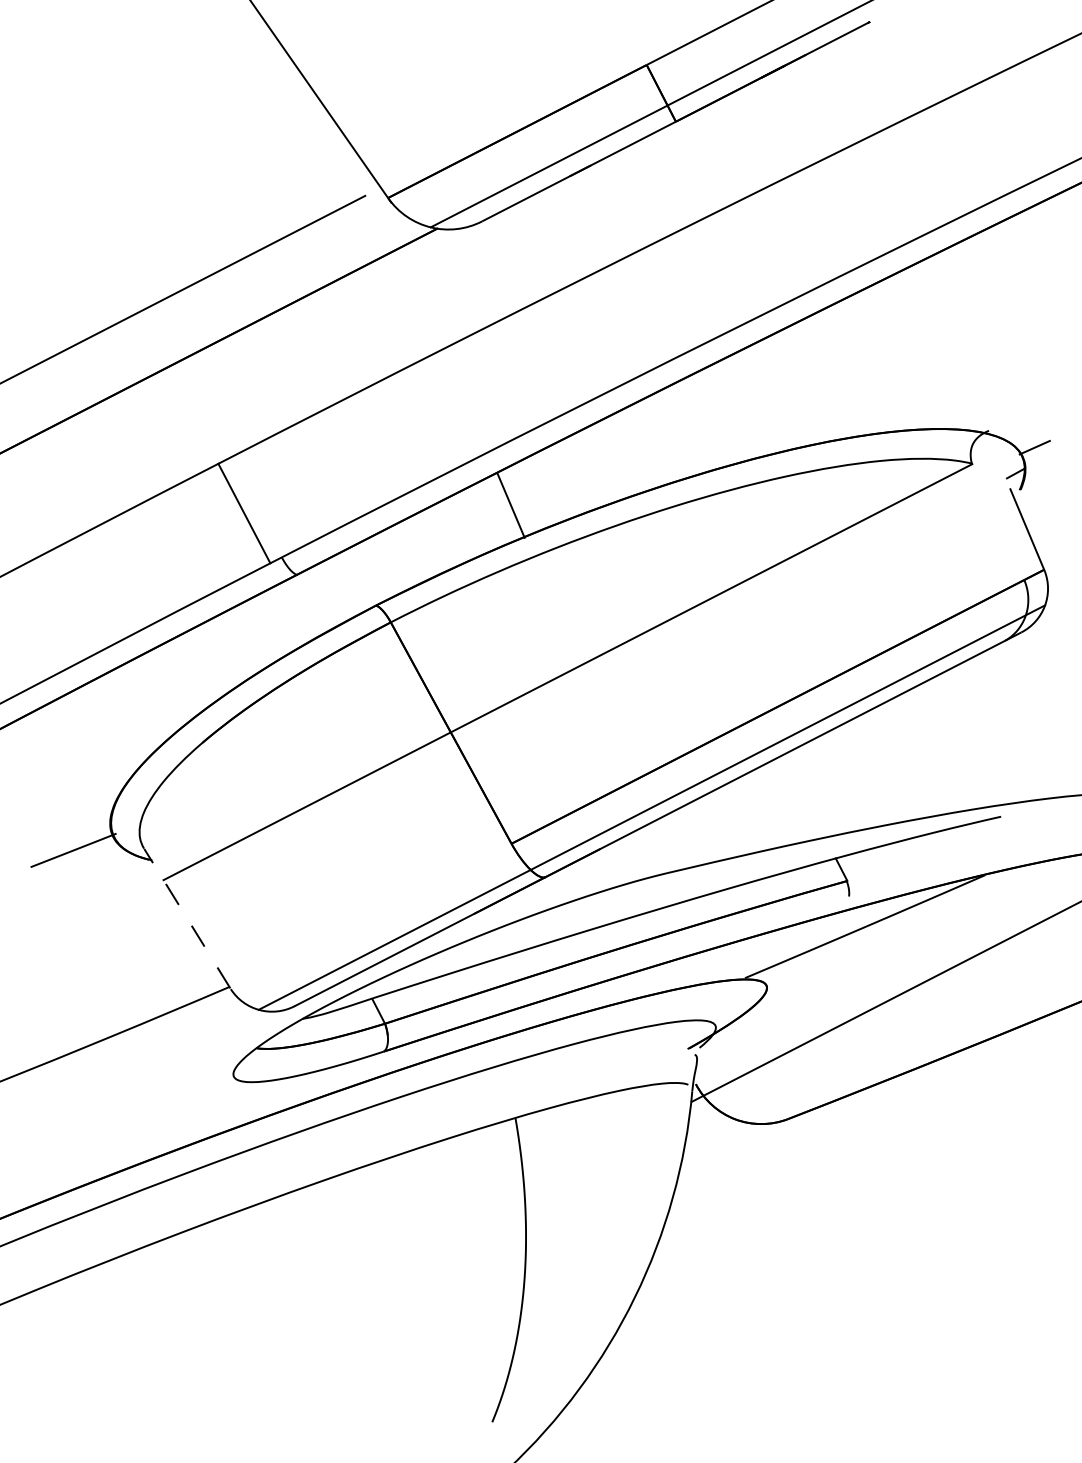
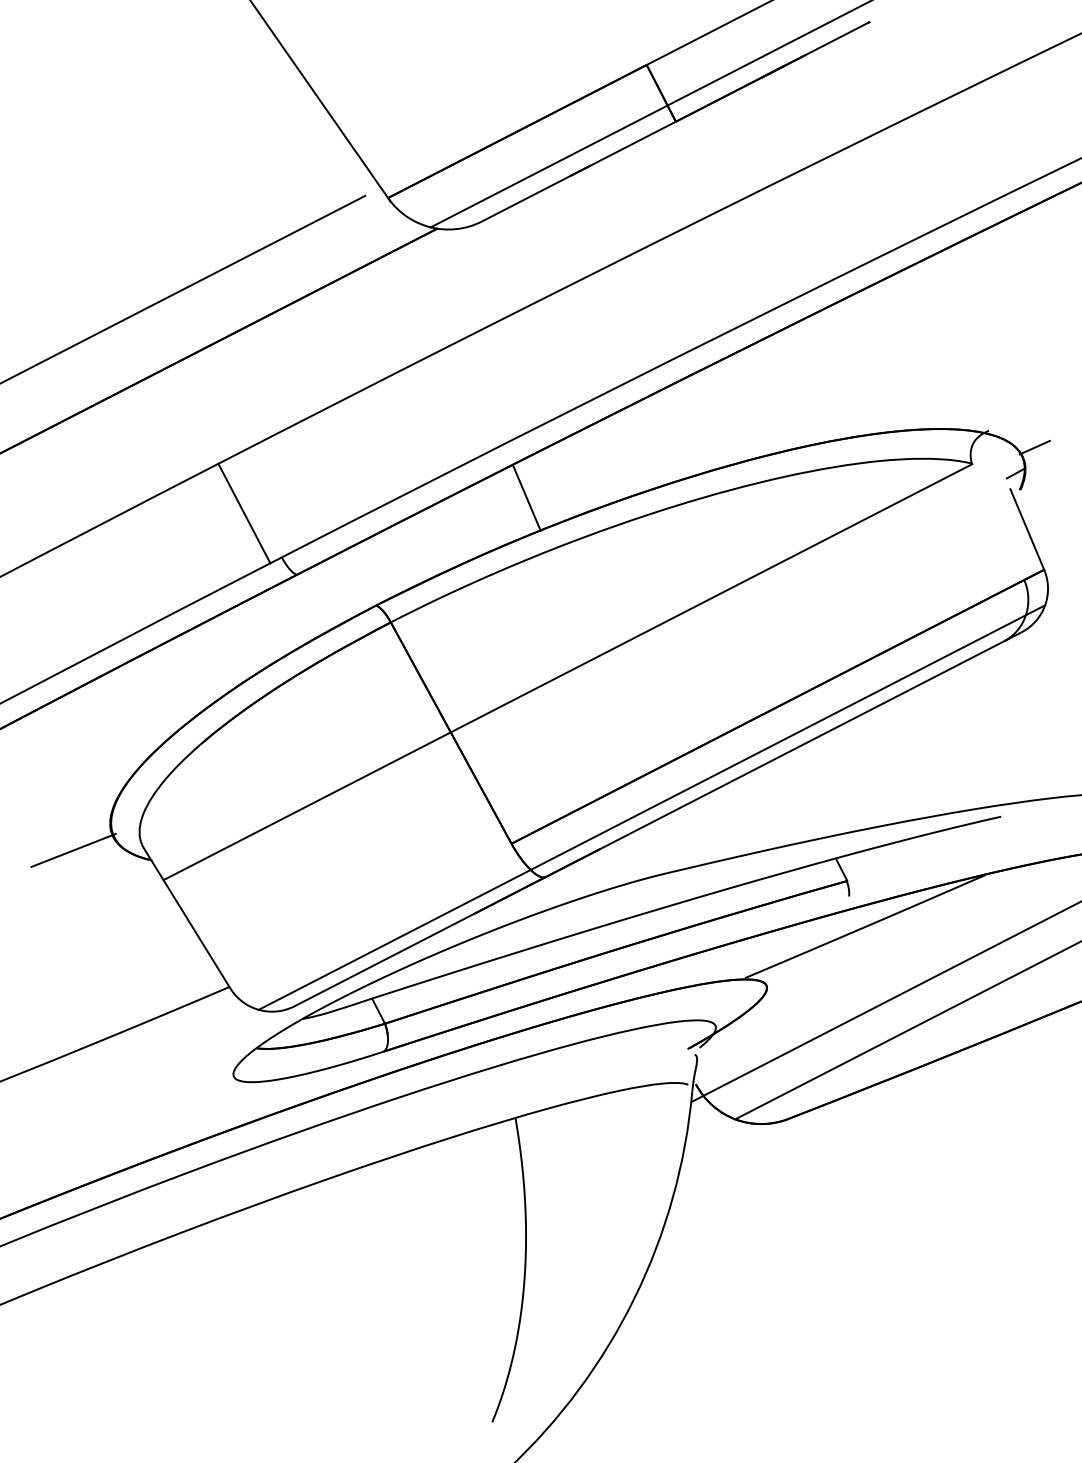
line position: (510, 505) -> (526, 498) (526, 498)
line: dashed -> solid (187, 918)
line: none -> present (906, 1030)
